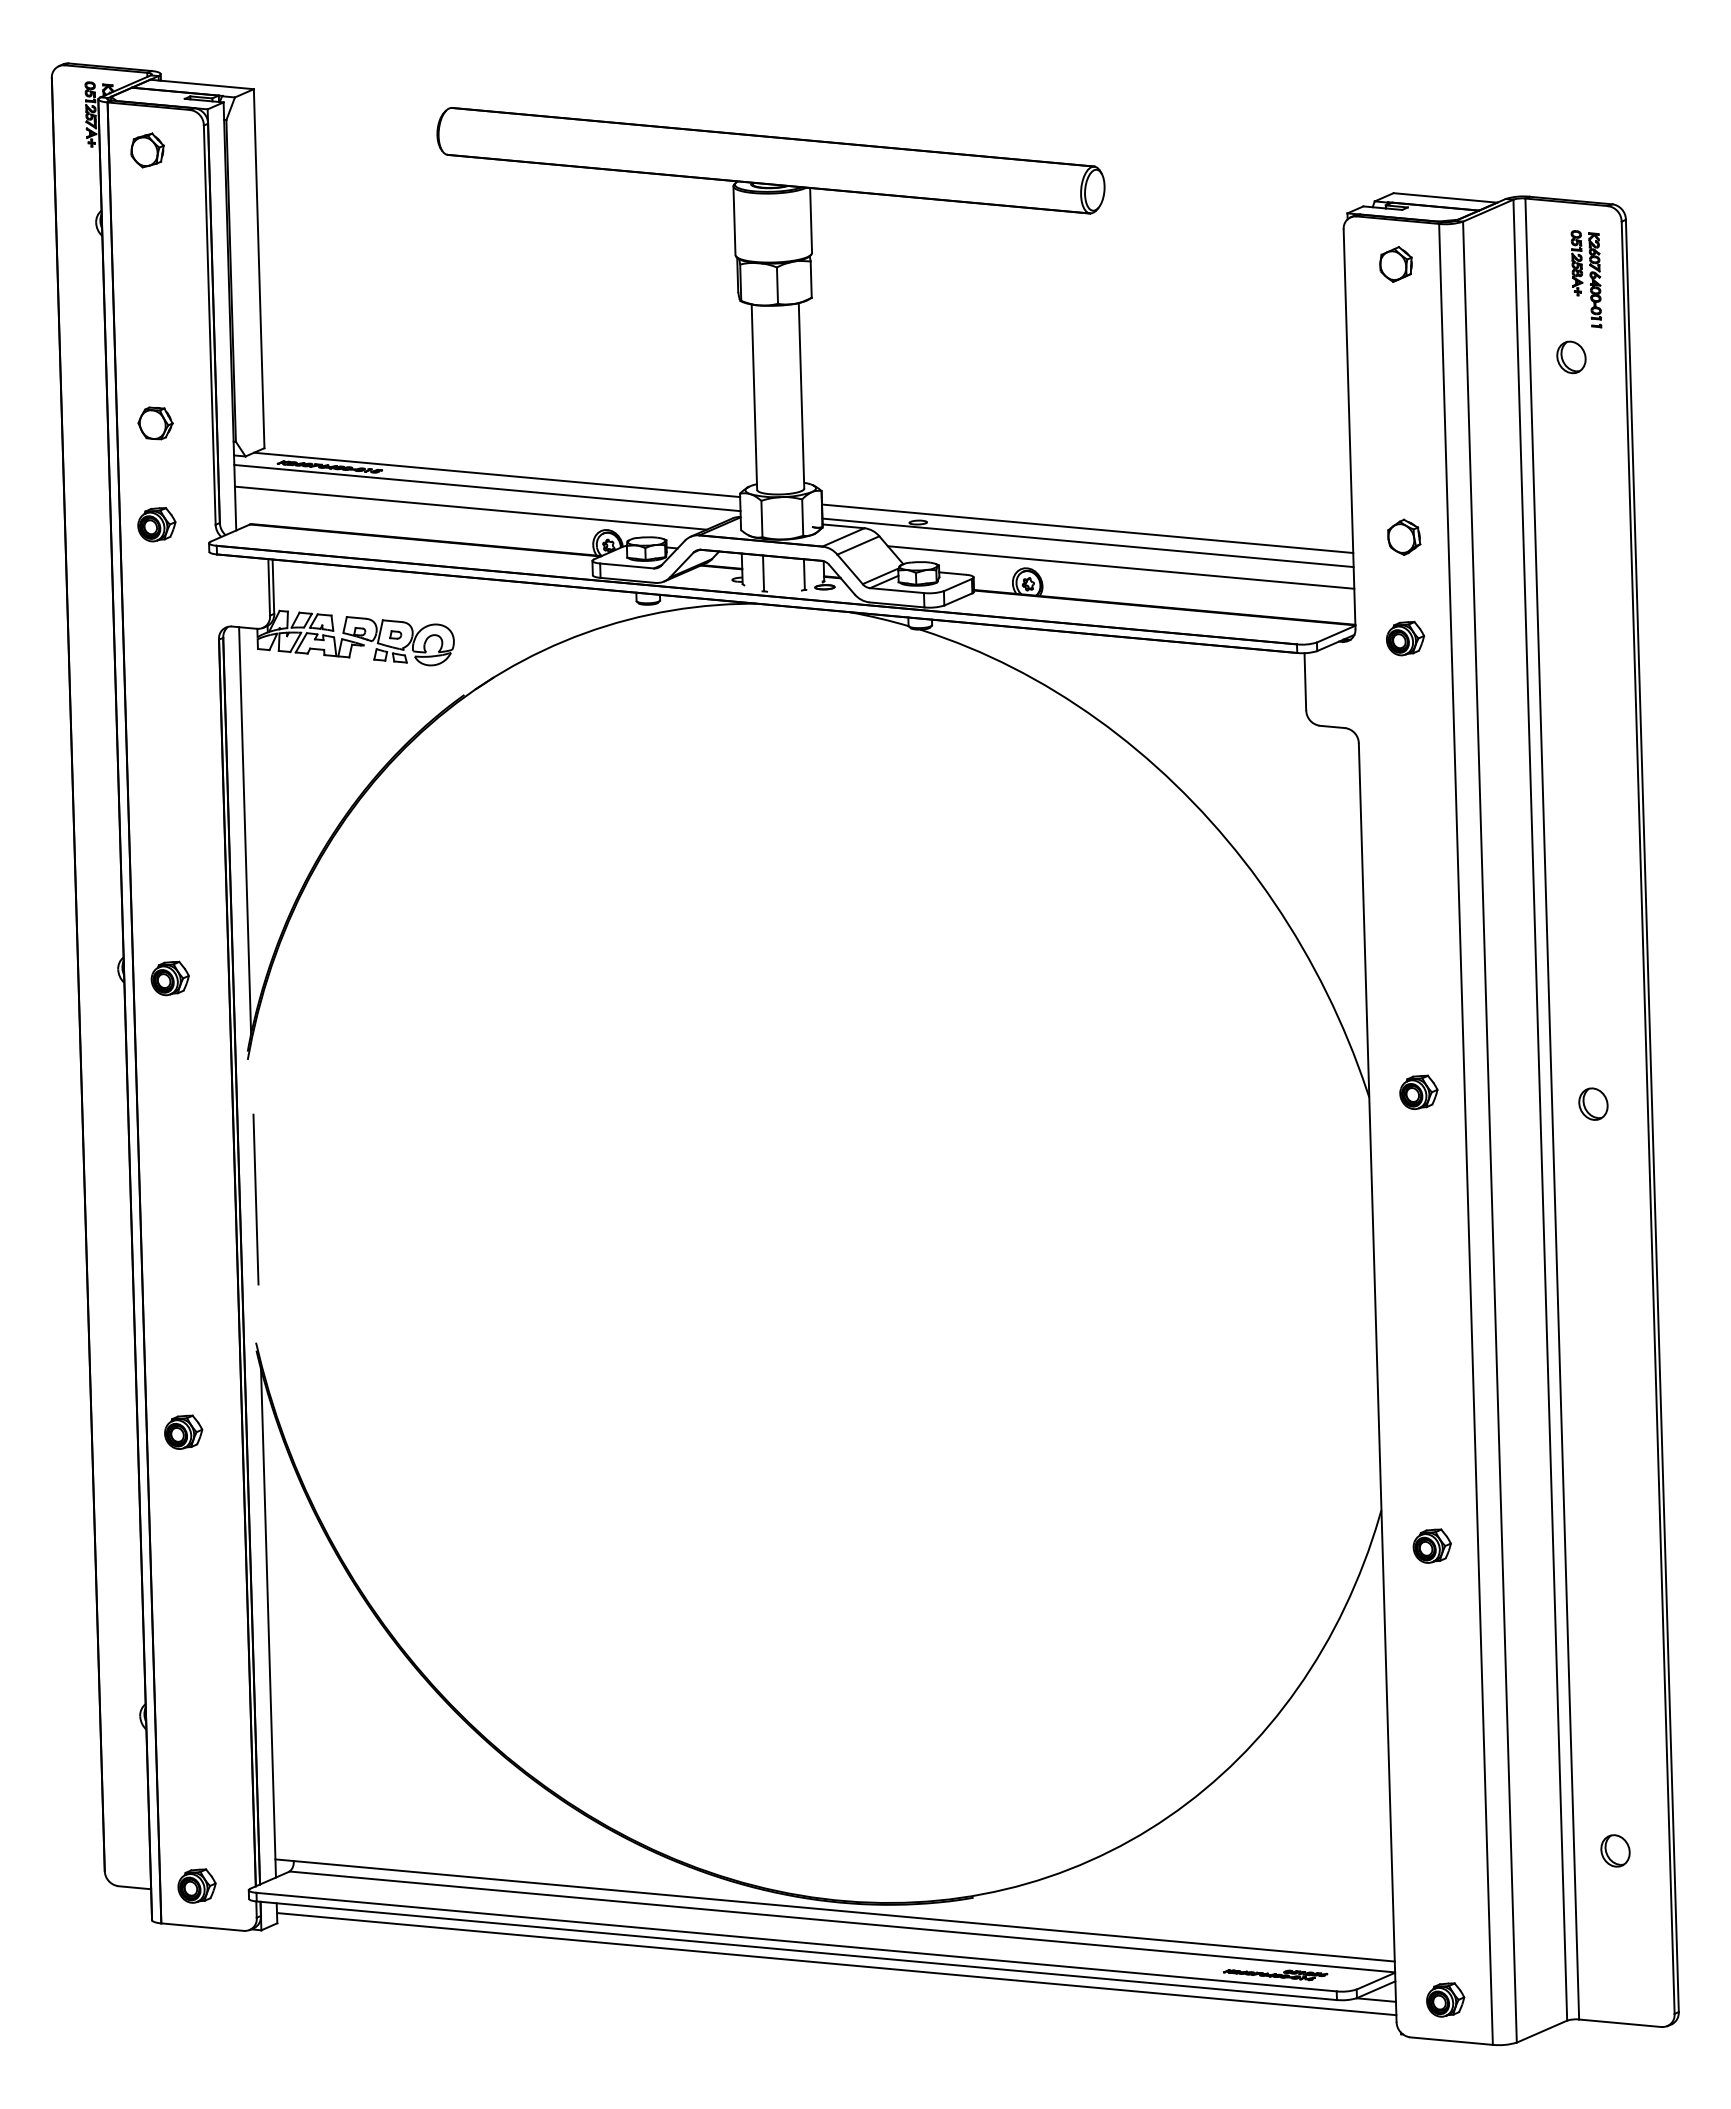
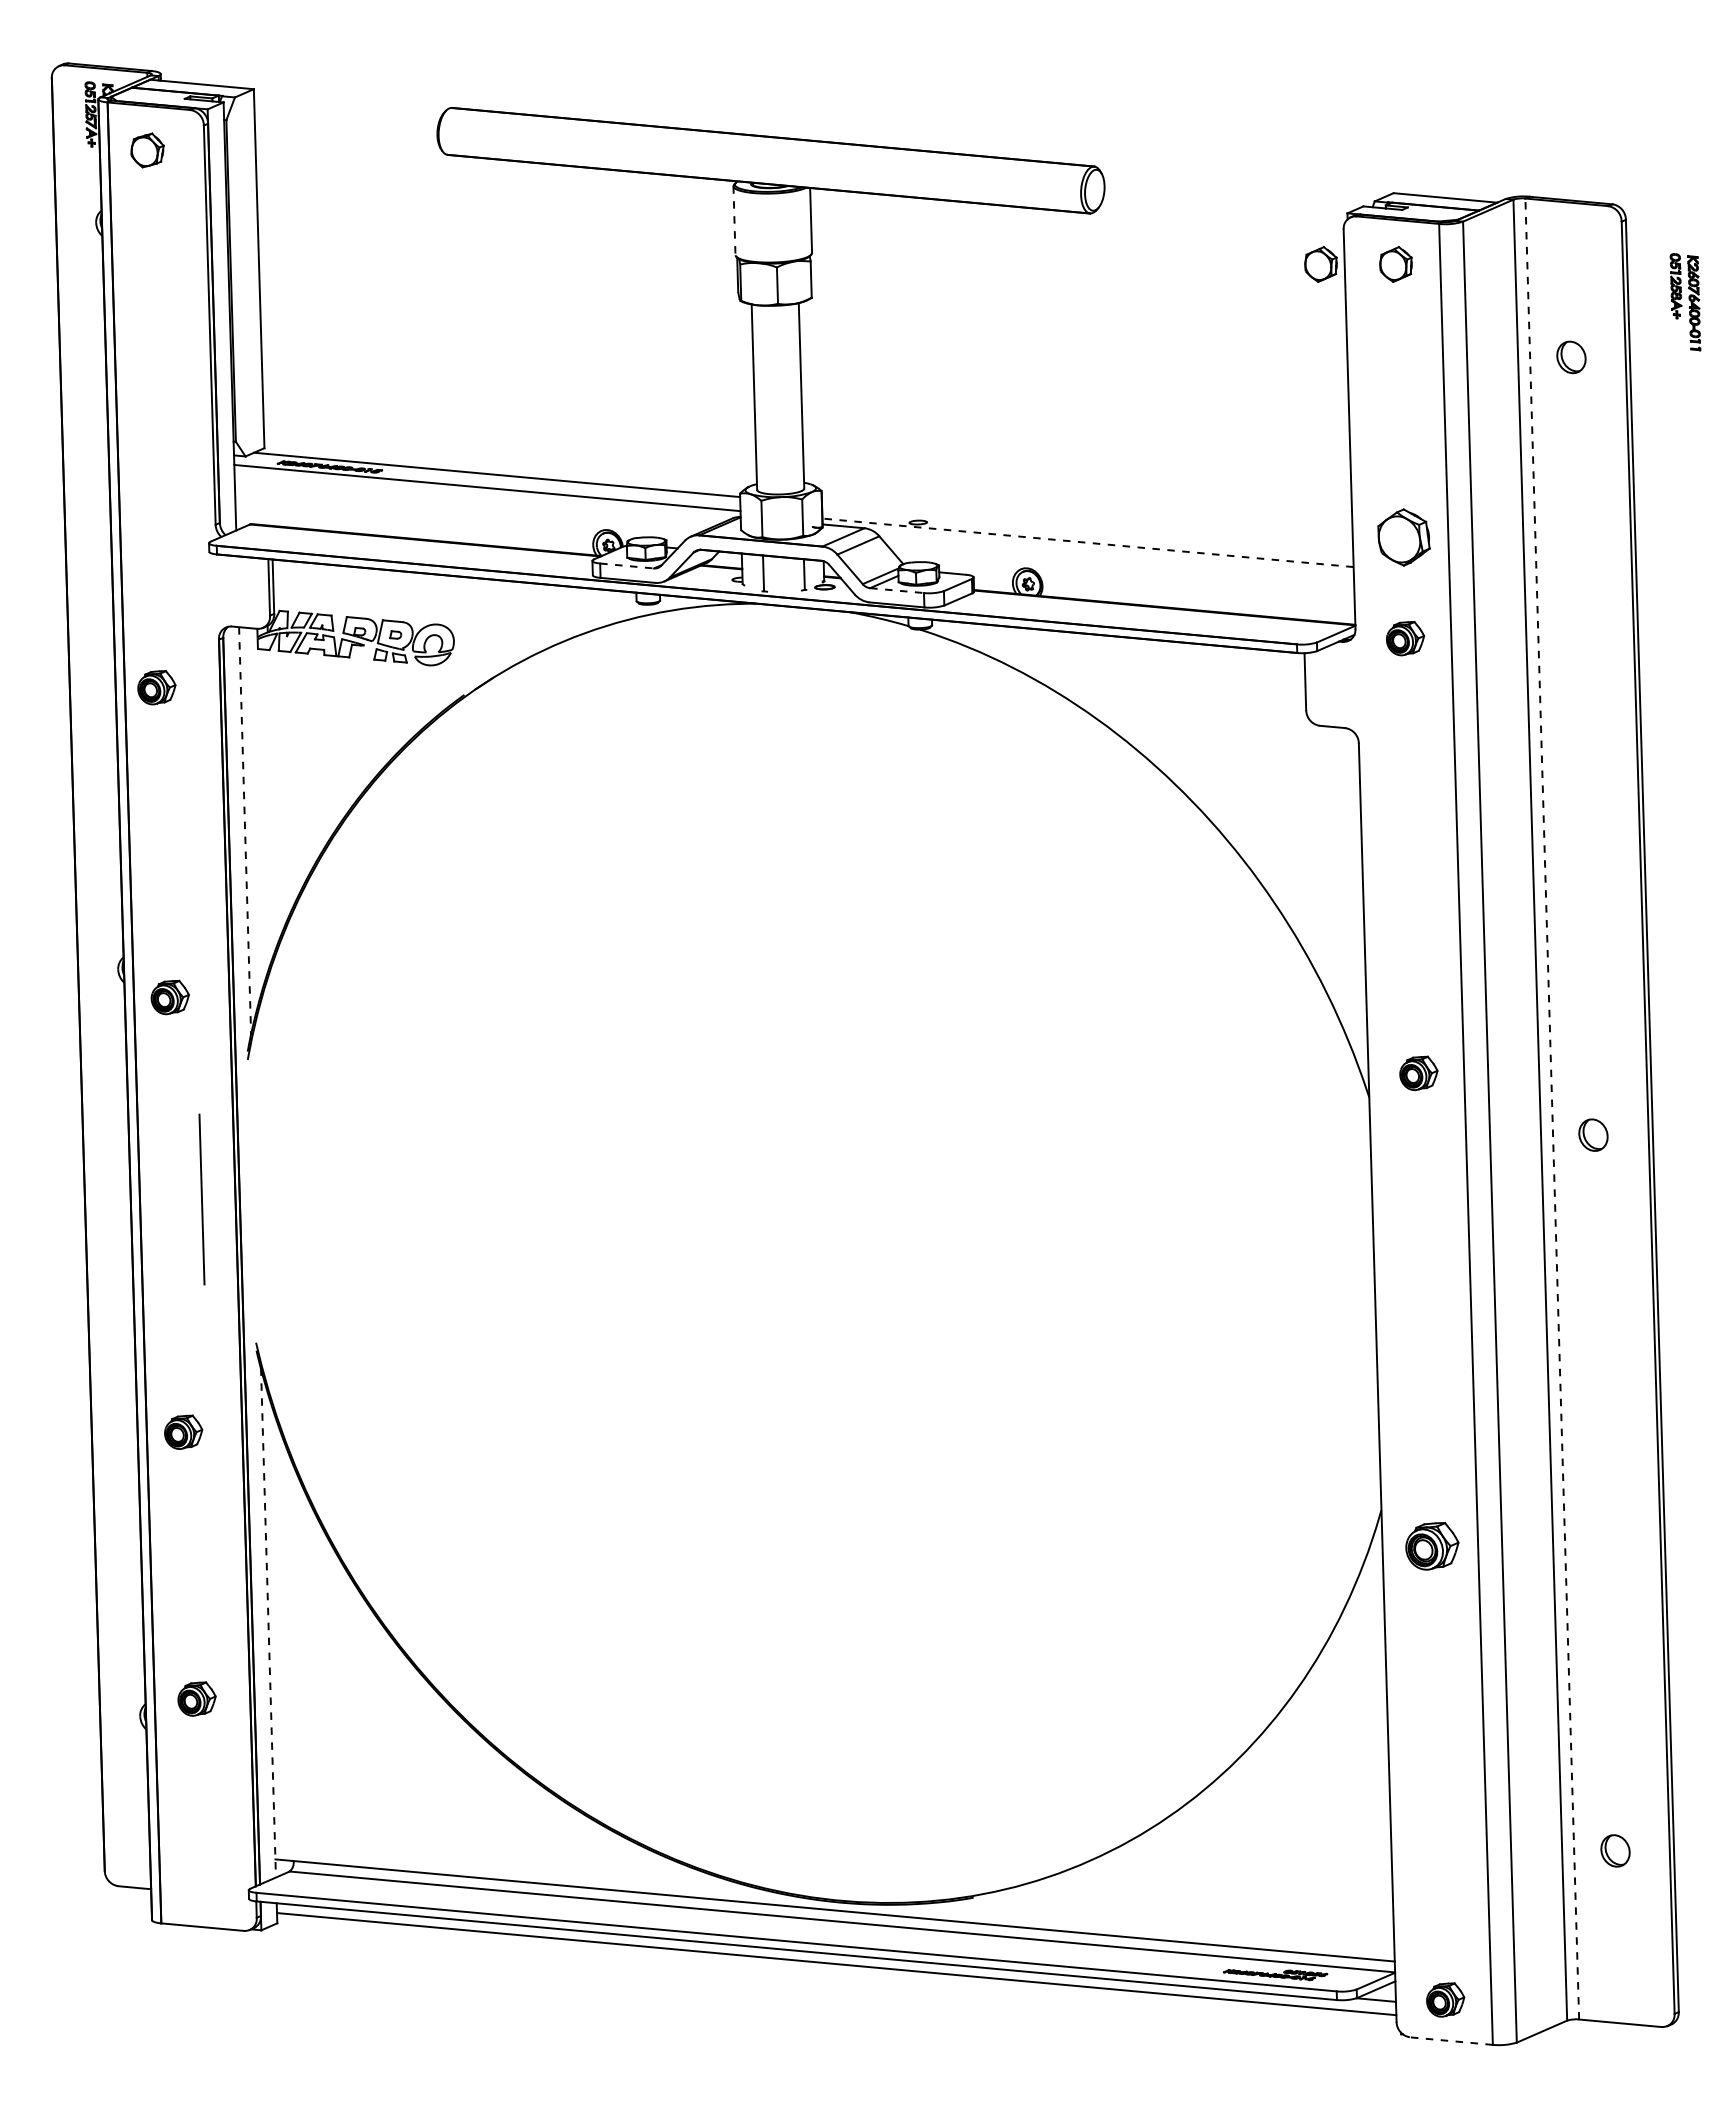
line: solid -> dashed (734, 221)
part: none -> present (1320, 264)
part position: (1586, 279) -> (1685, 302) (1685, 302)
part: present -> none (155, 423)
line: present -> none (470, 507)
part position: (156, 524) -> (156, 687) (156, 687)
line: present -> none (1087, 528)
part size: 35x38 px -> 54x59 px (1403, 537)
line: solid -> dashed (1088, 542)
line: solid -> dashed (627, 566)
line: present -> none (1120, 567)
line: solid -> dashed (897, 590)
line: solid -> dashed (245, 831)
part position: (169, 978) -> (169, 997) (169, 997)
part position: (1418, 1092) -> (1418, 1073) (1418, 1073)
part position: (1593, 1103) -> (1593, 1134) (1593, 1134)
line: solid -> dashed (1552, 1109)
line position: (255, 1199) -> (201, 1199) (201, 1199)
part size: 40x36 px -> 55x49 px (1432, 1546)
line: solid -> dashed (268, 1622)
part position: (196, 1885) -> (196, 1698) (196, 1698)
line: solid -> dashed (1451, 2041)
